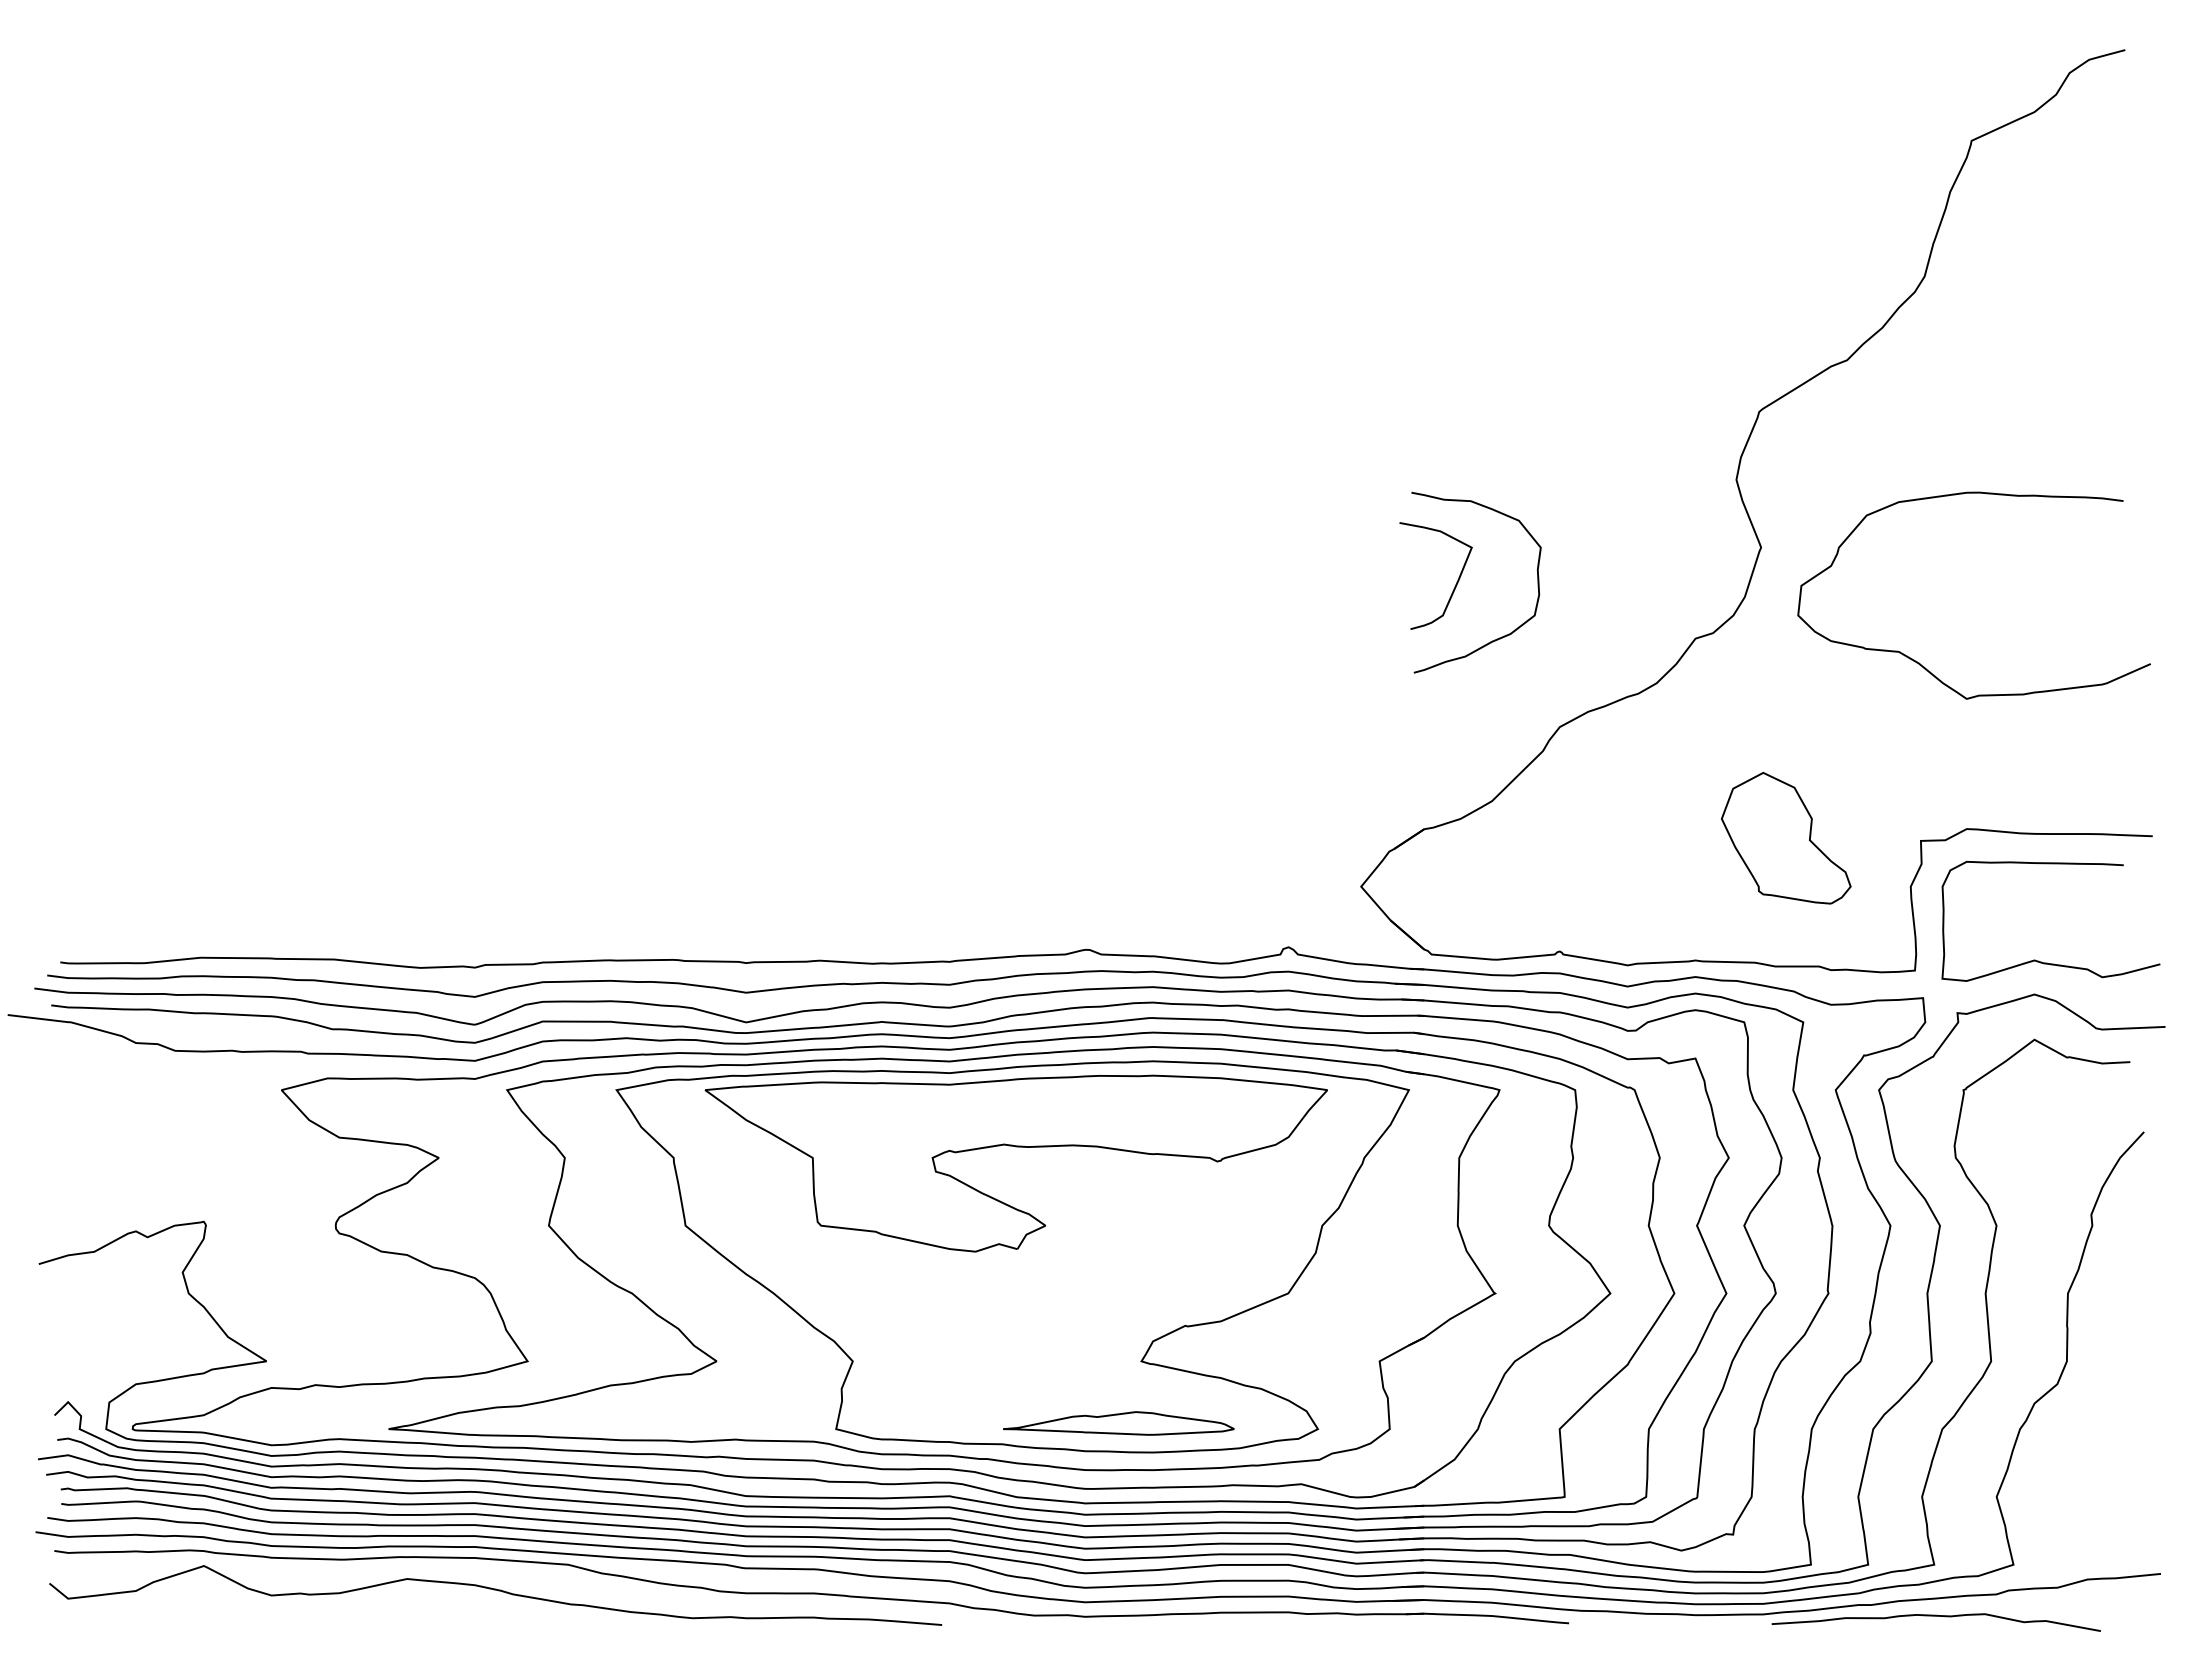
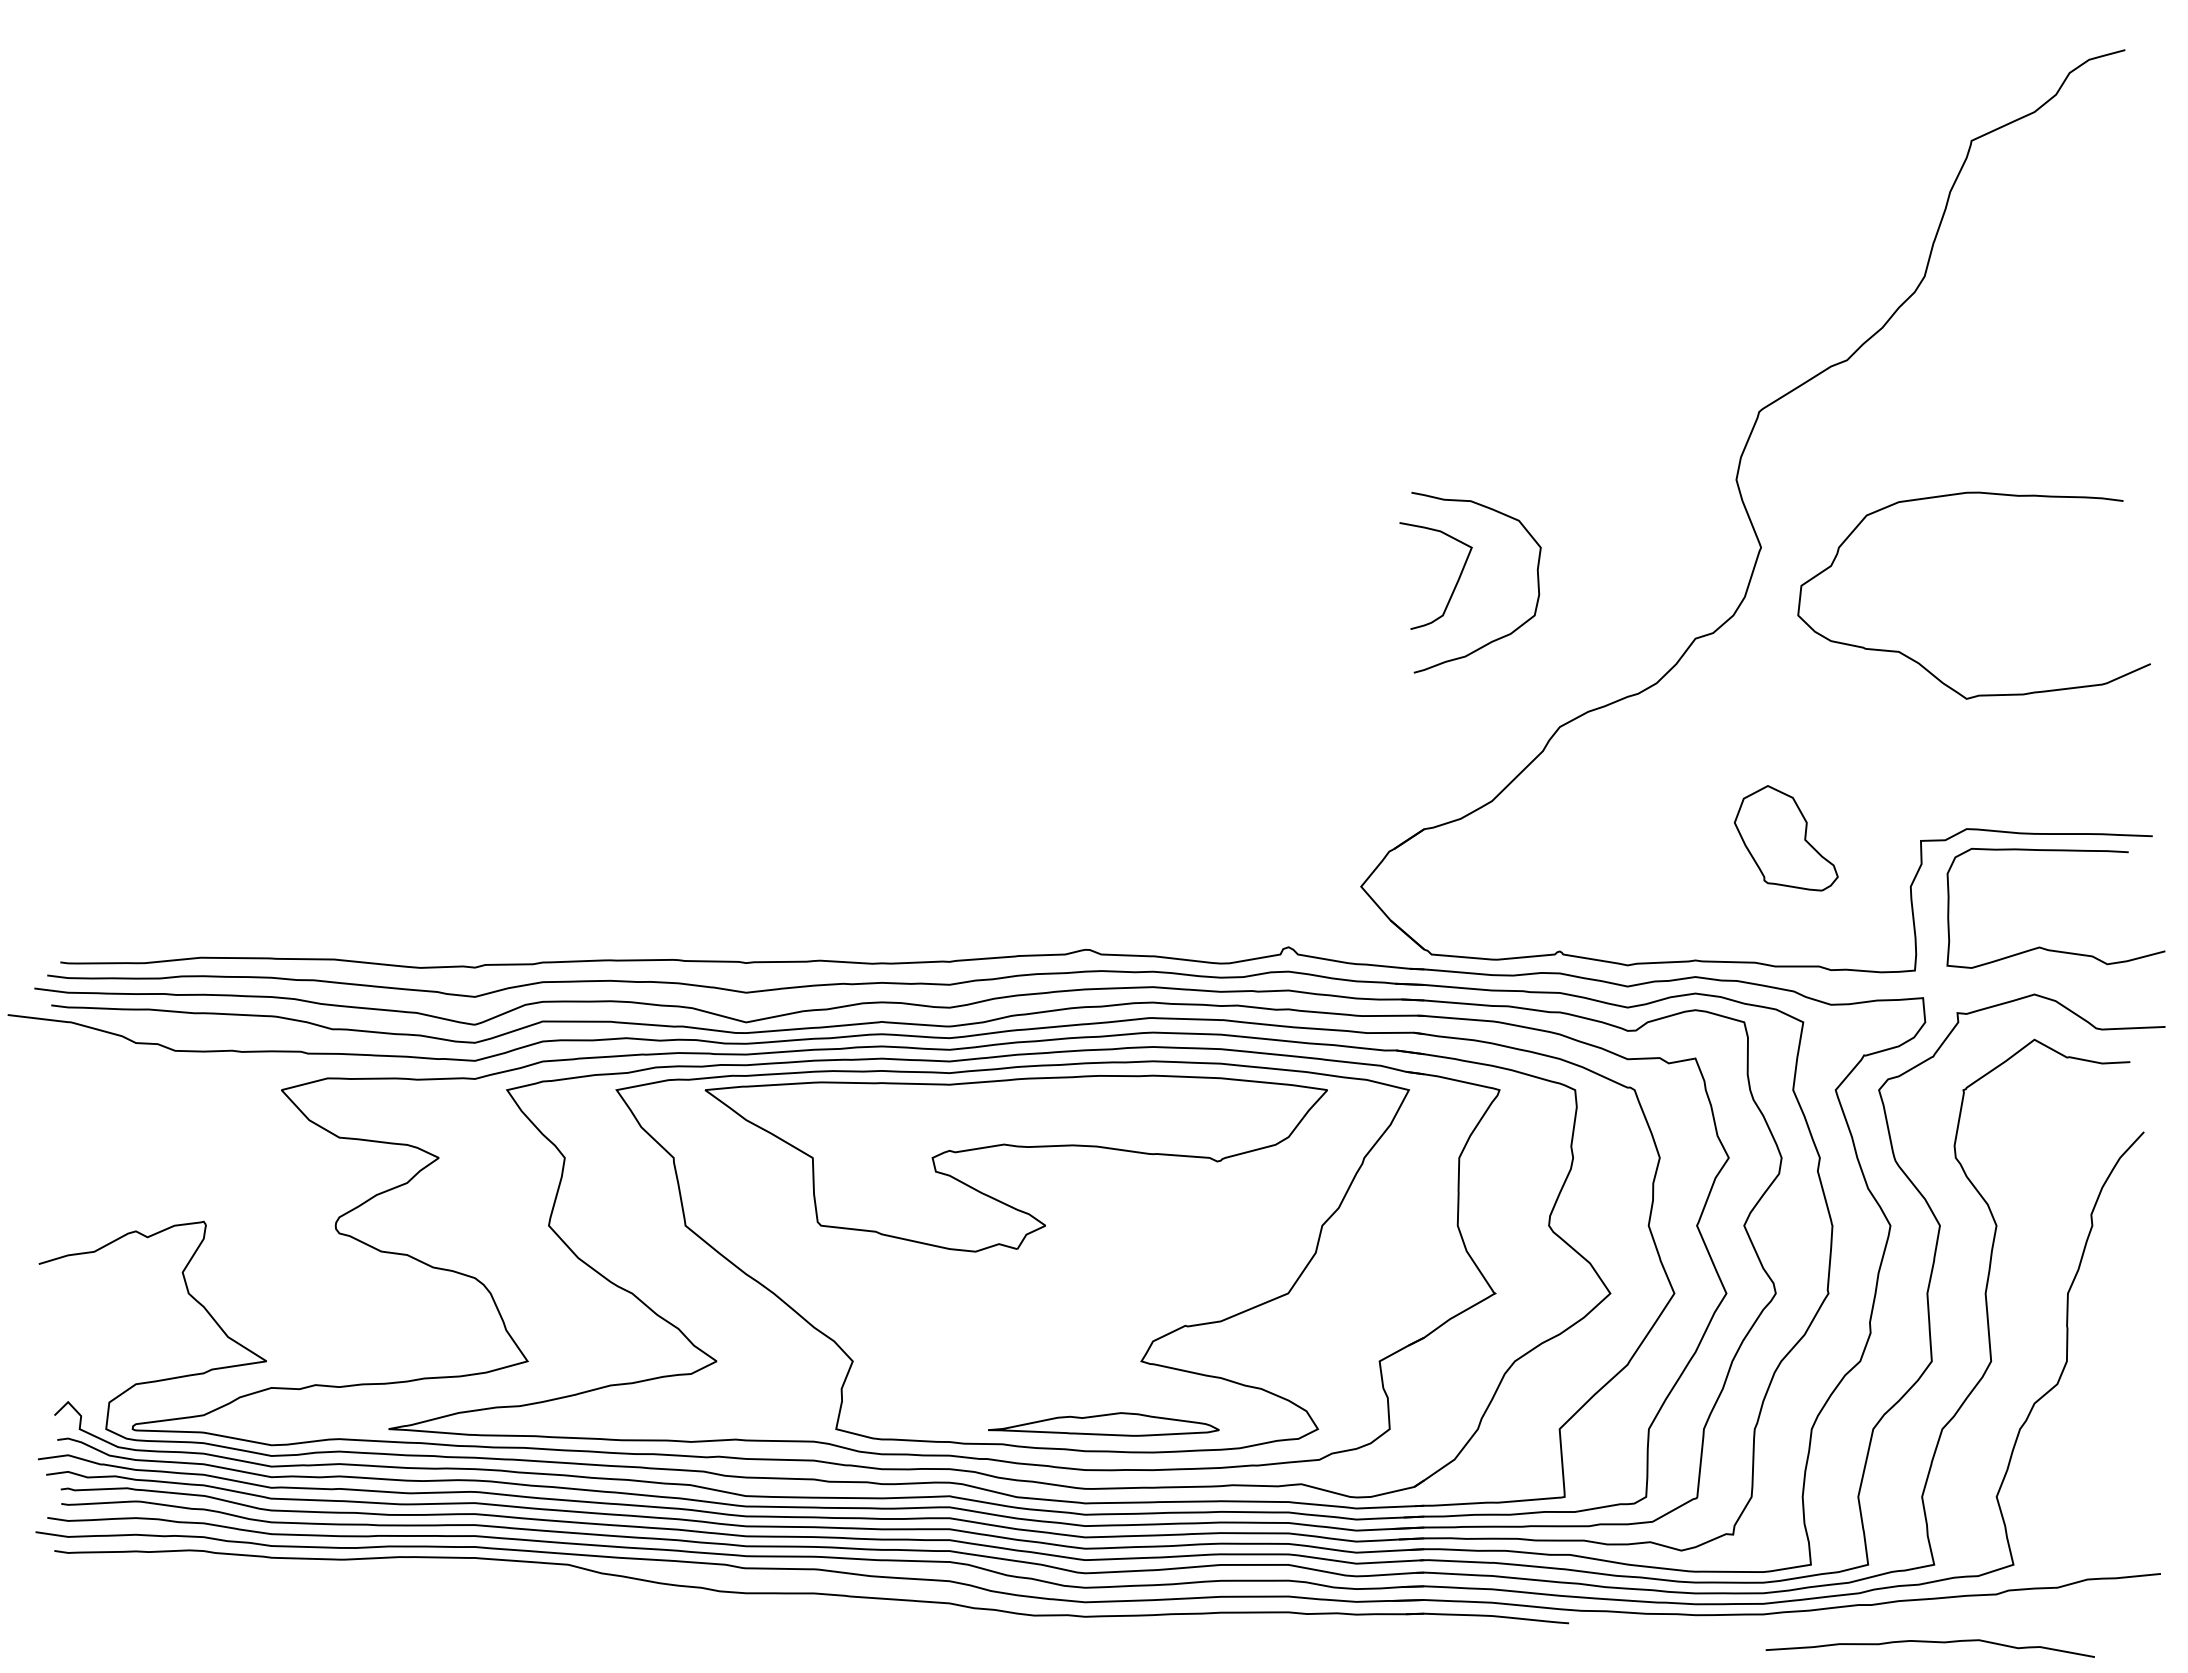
part size: 131x133 px -> 106x107 px (1785, 838)
curve position: (2038, 960) -> (2043, 947) (2043, 947)
part position: (1118, 1423) -> (1103, 1424) (1103, 1424)
curve: present -> none (495, 1590)
curve position: (1935, 1616) -> (1929, 1642) (1929, 1642)
